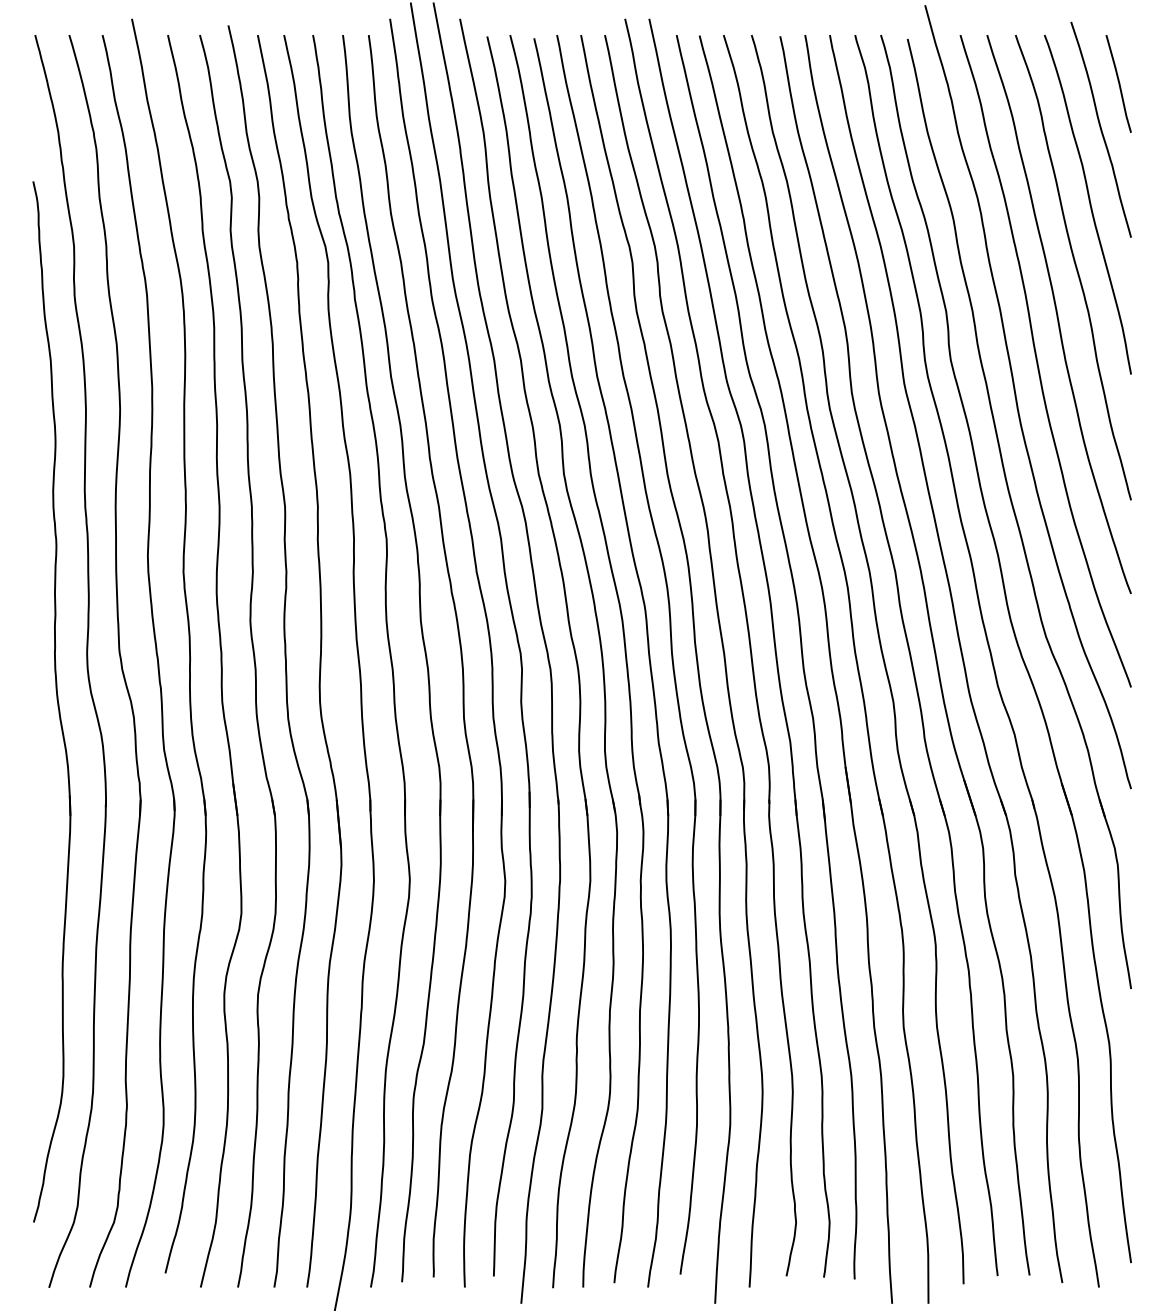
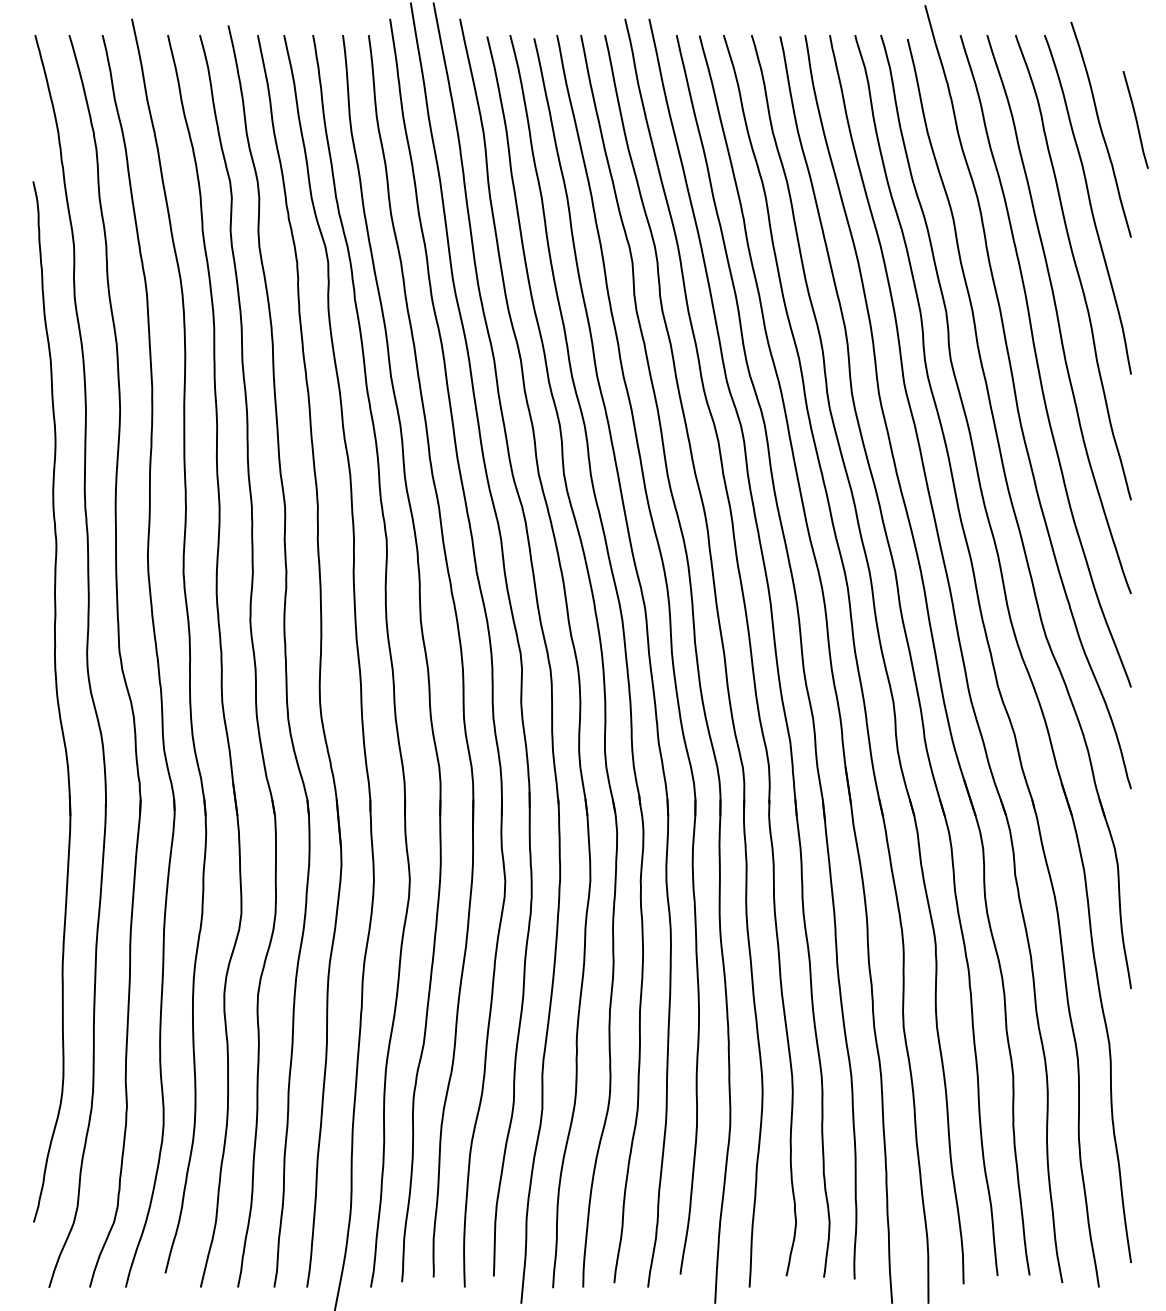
curve position: (1118, 83) -> (1135, 119) (1135, 119)
